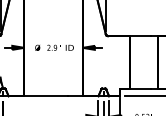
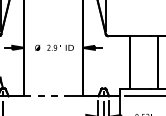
line: solid -> dashed (45, 96)
